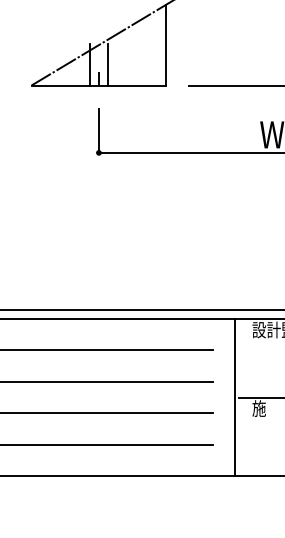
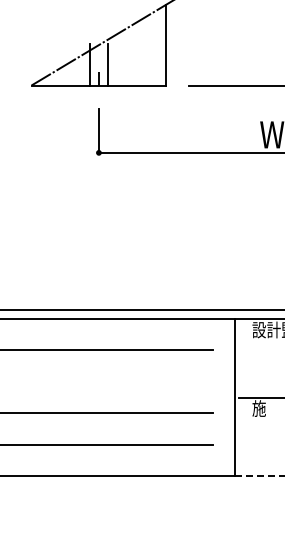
line: present -> none (107, 381)
line: solid -> dashed (260, 476)
